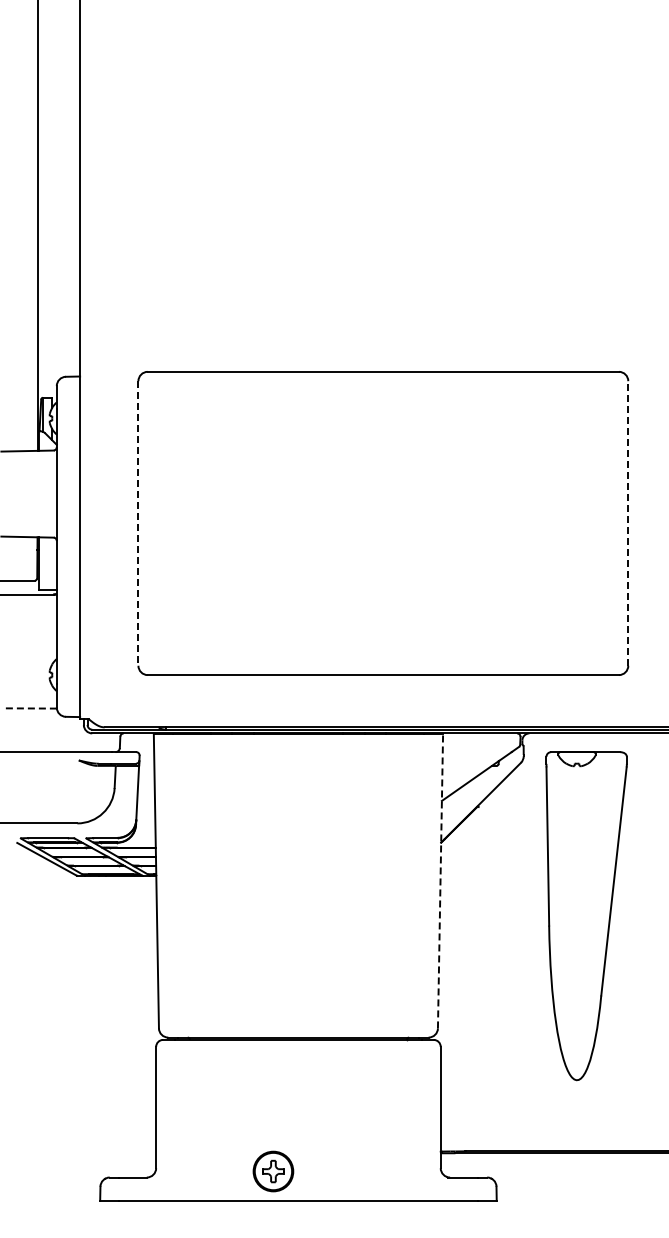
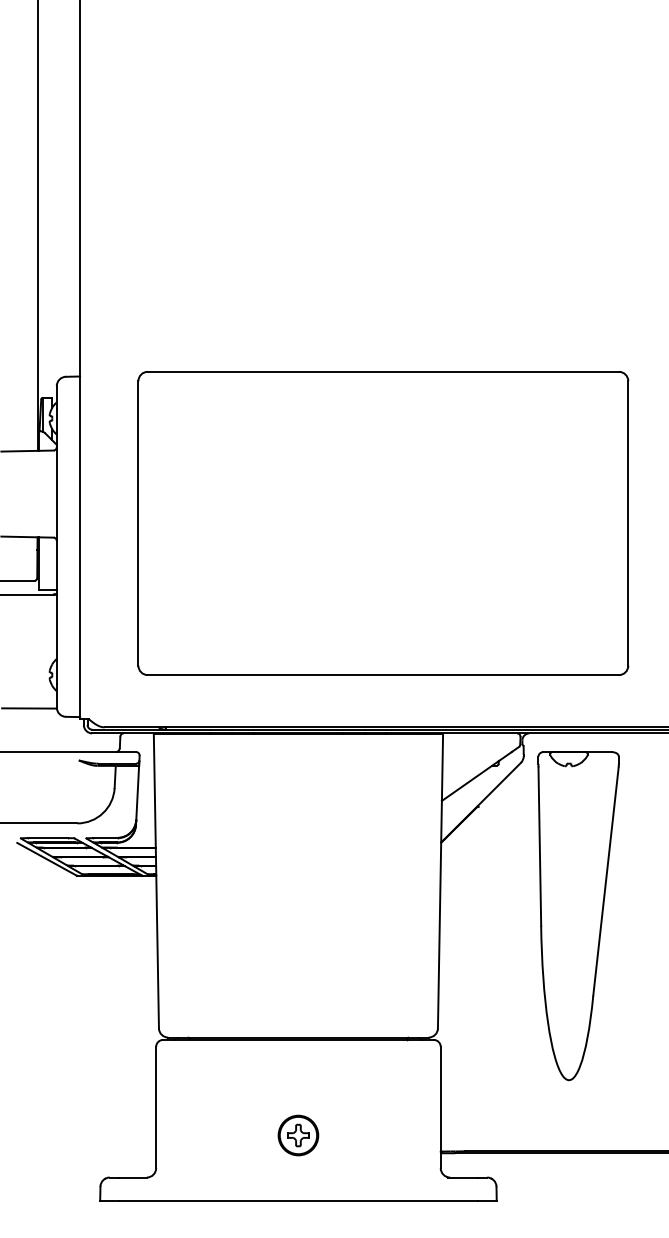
line: dashed -> solid (628, 522)
line: dashed -> solid (138, 523)
line: dashed -> solid (29, 708)
line: dashed -> solid (440, 880)
part position: (586, 916) -> (578, 916) (578, 916)
part position: (273, 1171) -> (298, 1135) (298, 1135)
